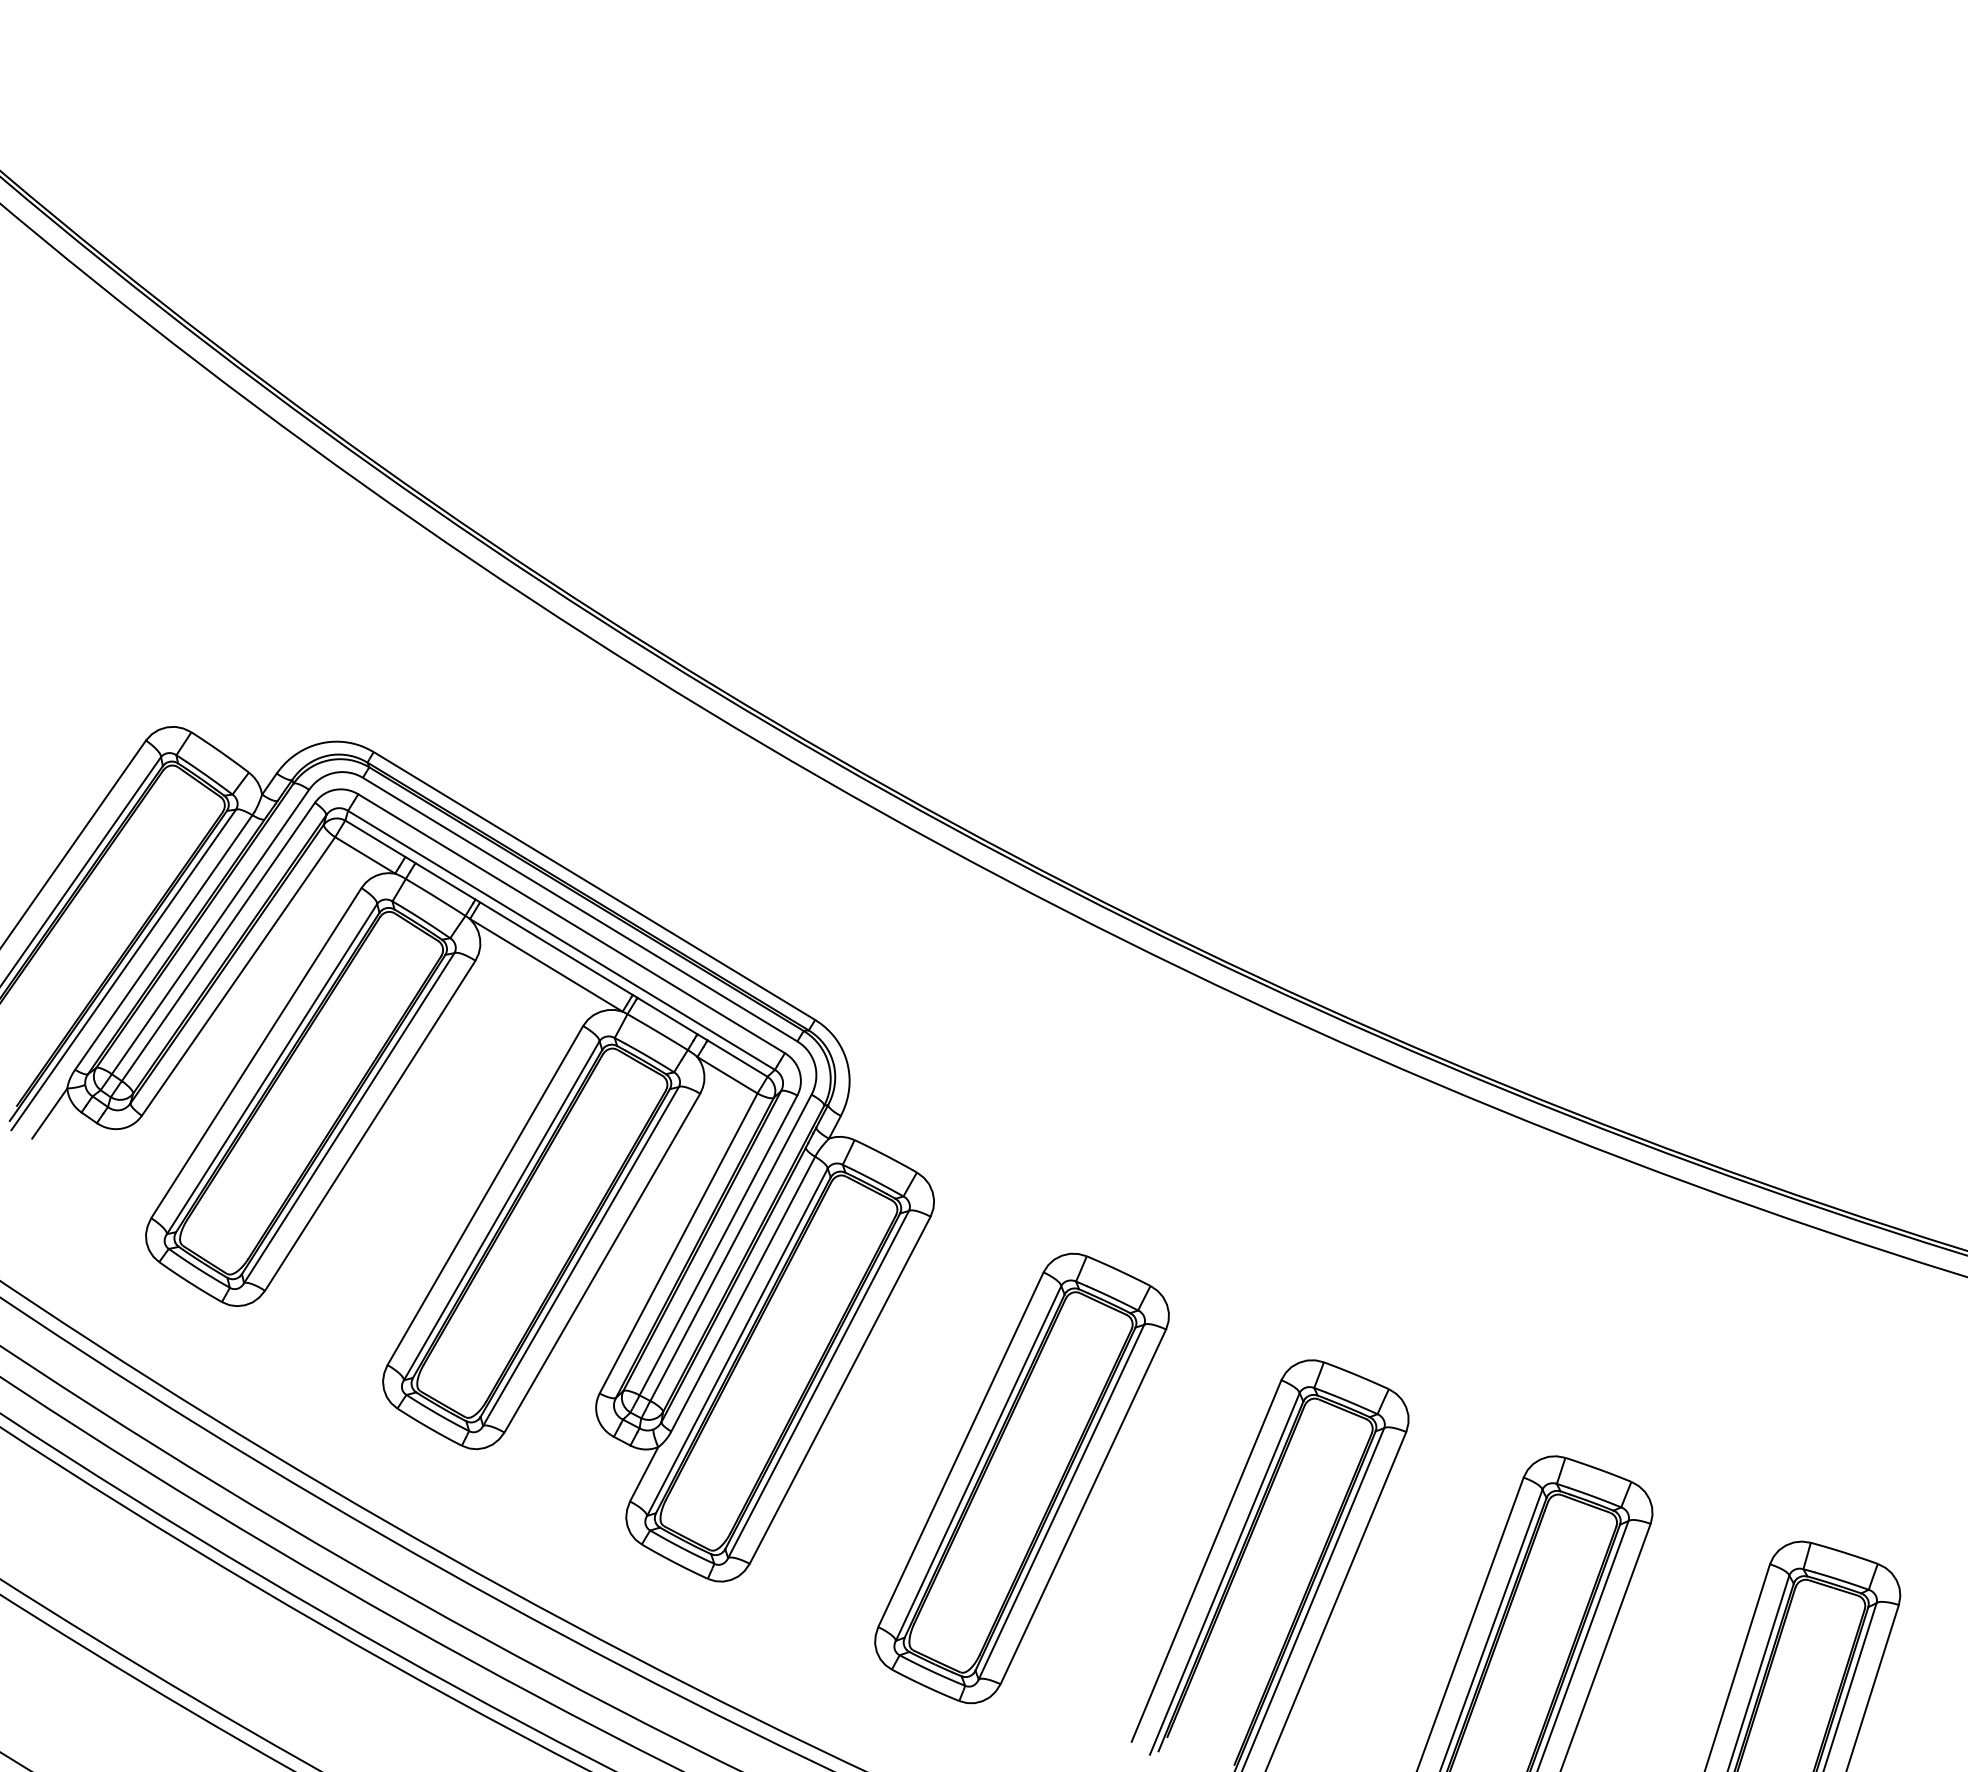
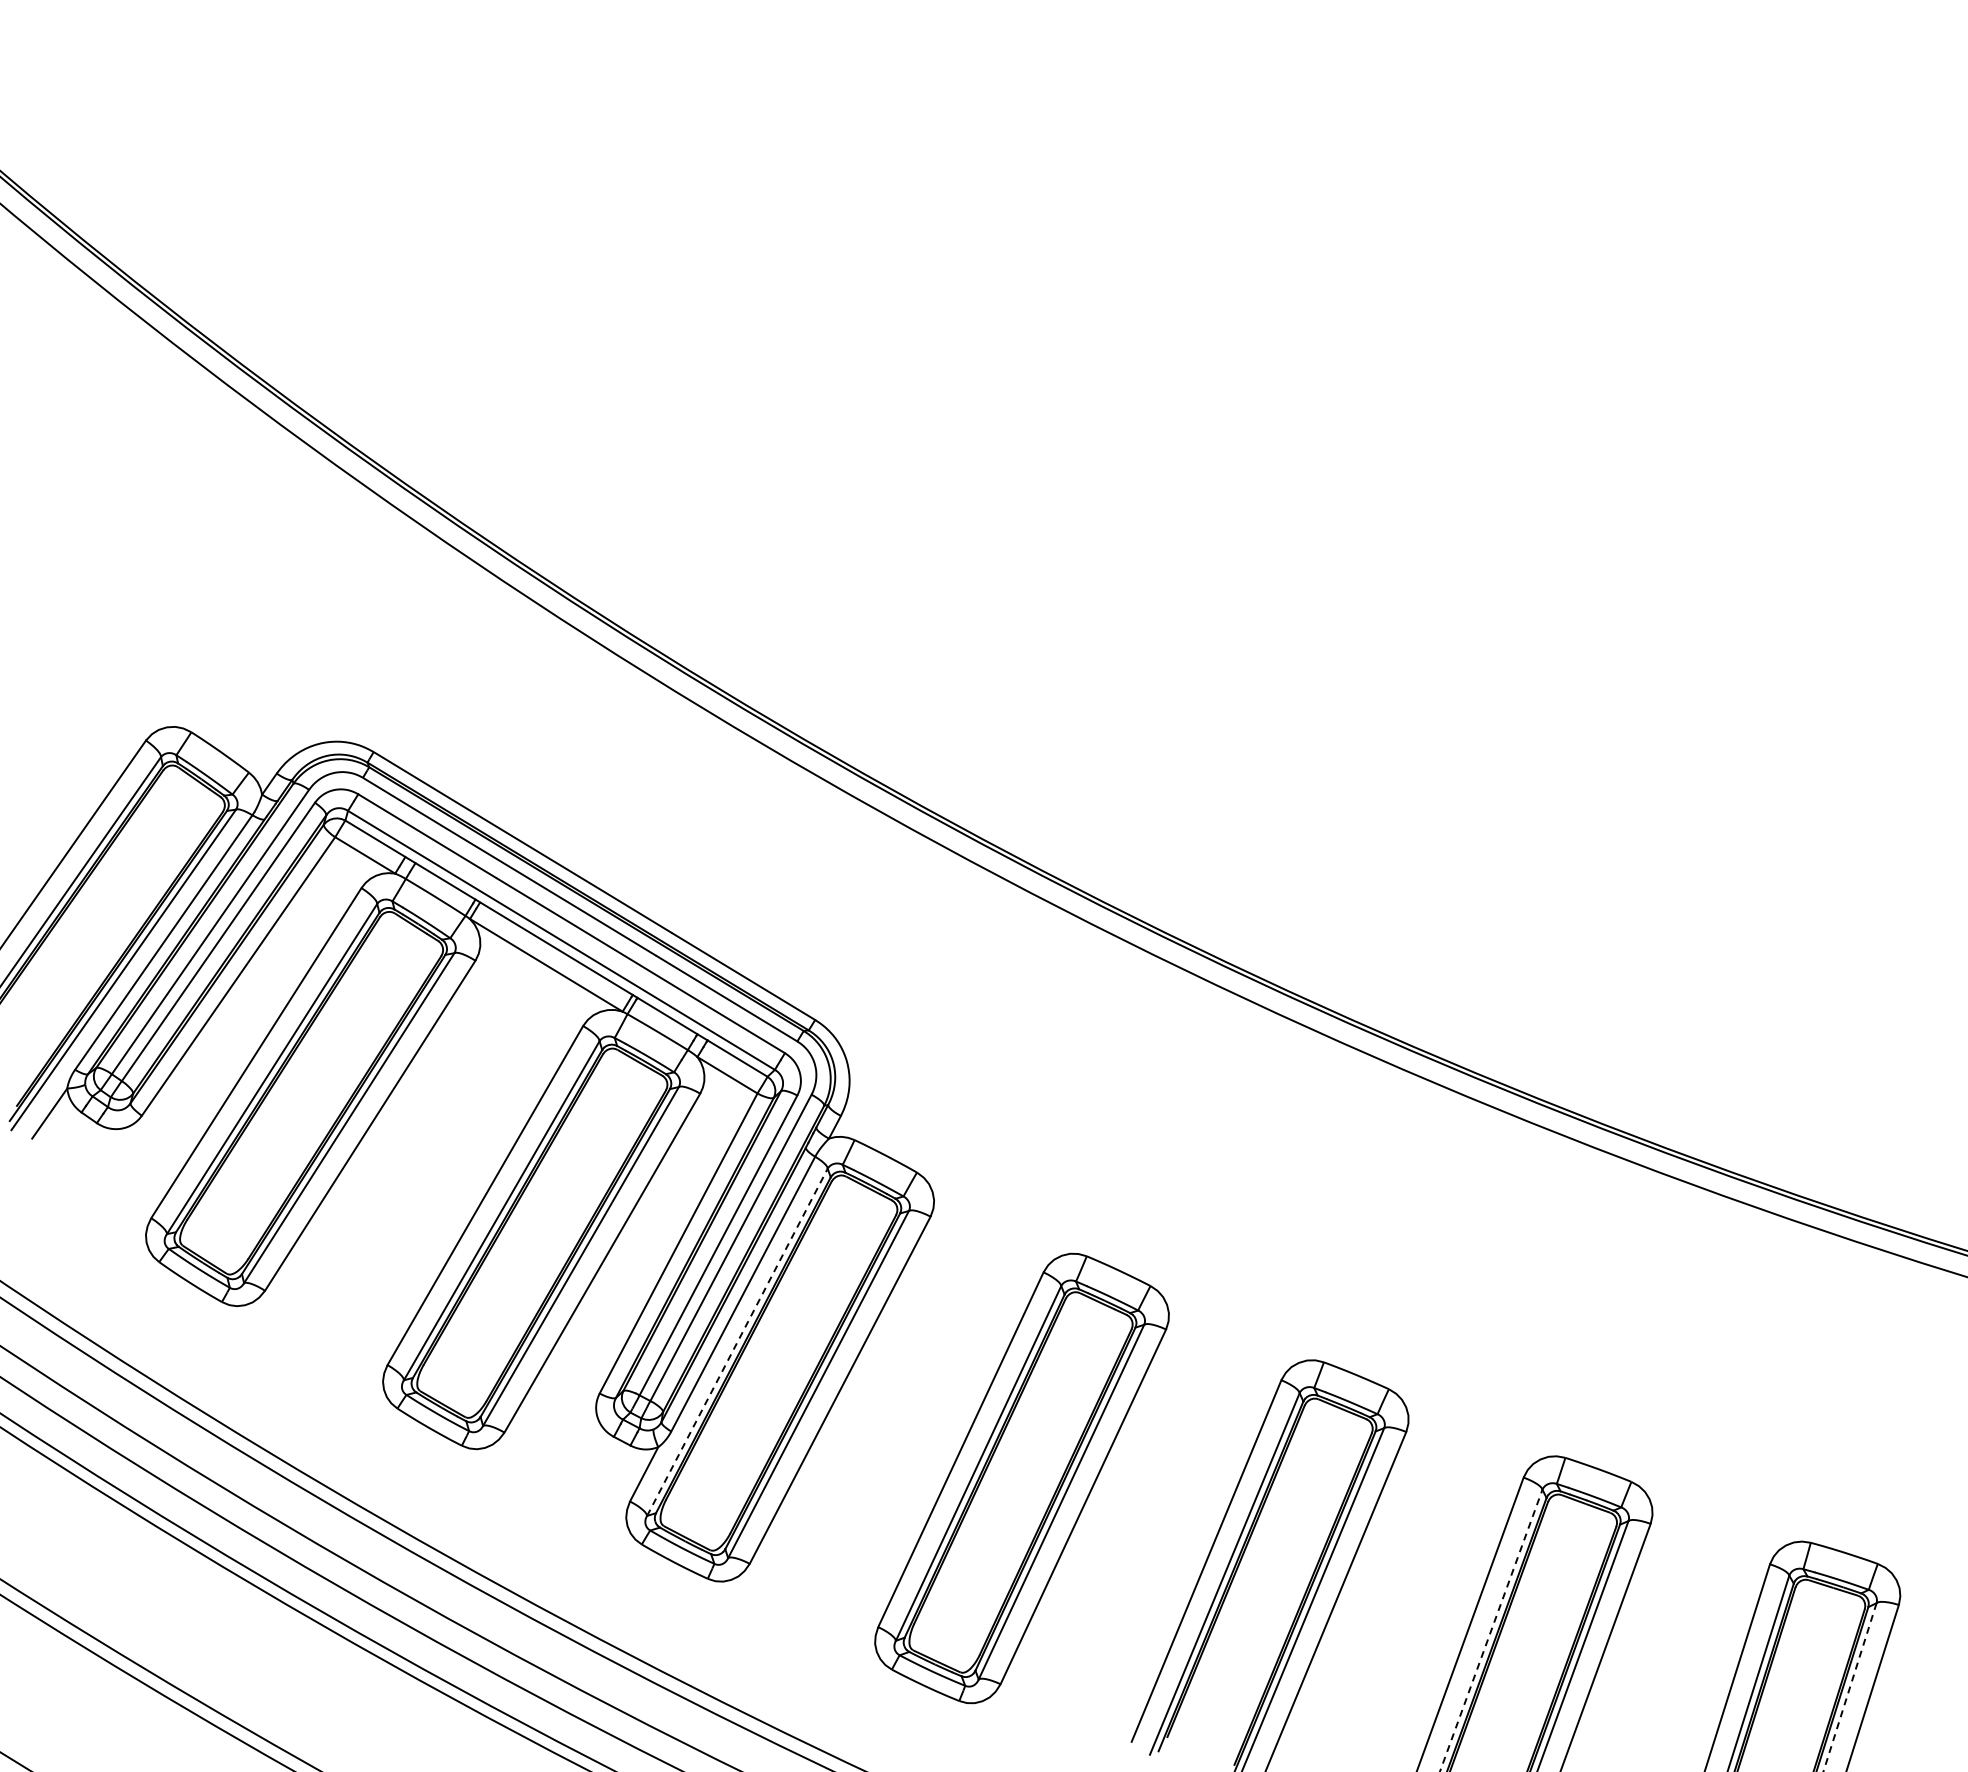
line: solid -> dashed (737, 1342)
line: solid -> dashed (1491, 1630)
line: solid -> dashed (1849, 1687)
